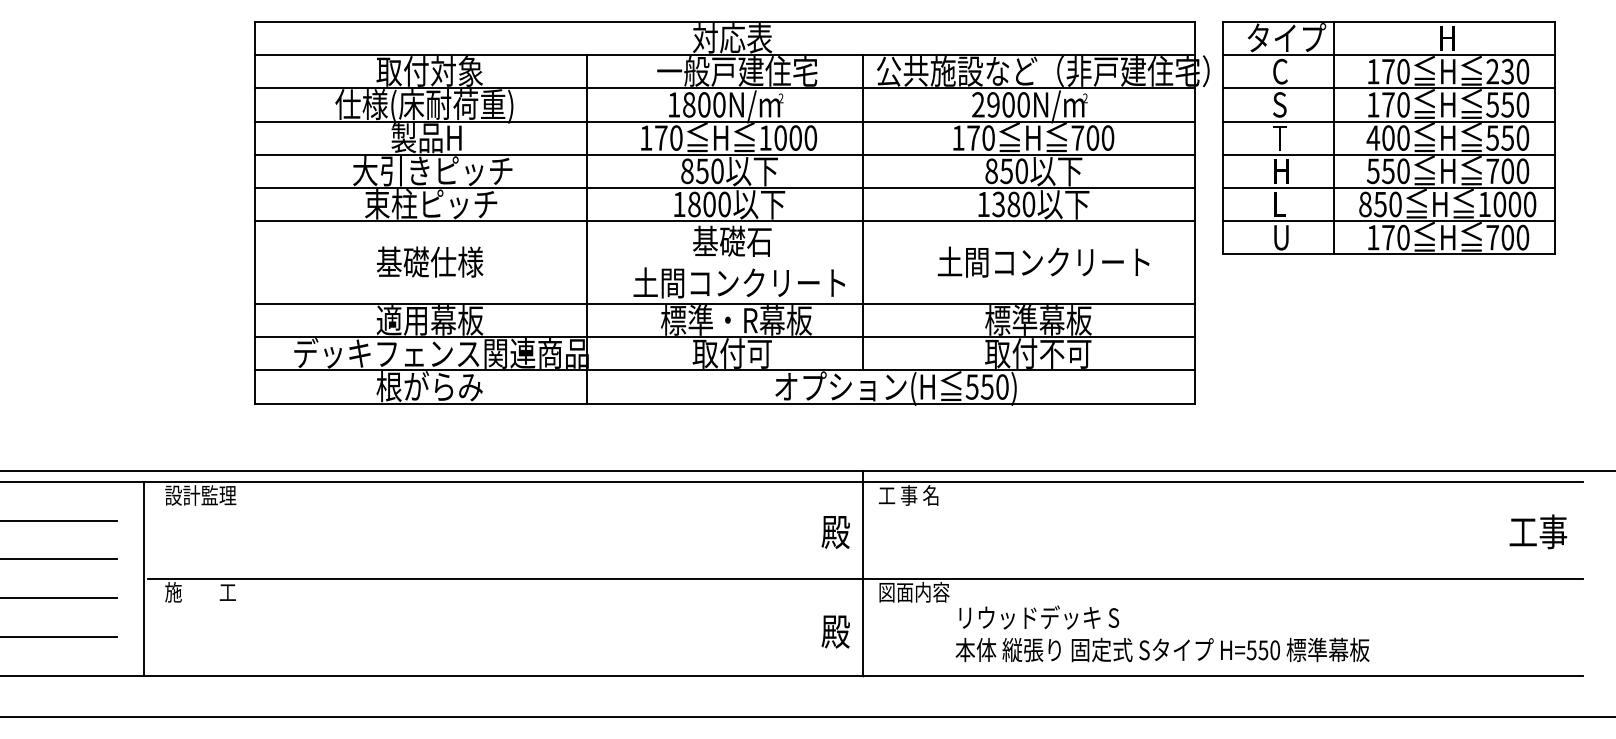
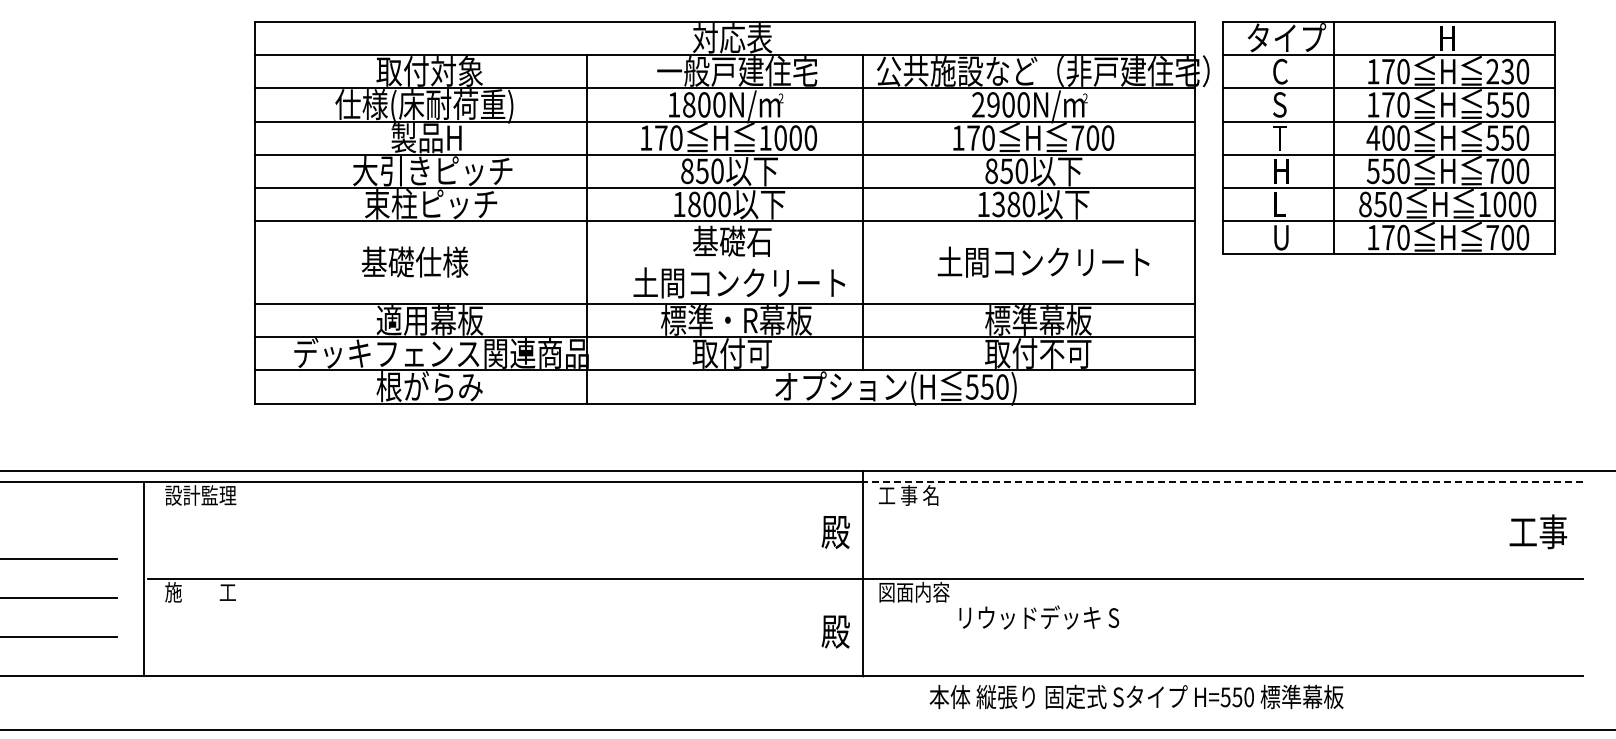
text position: (430, 261) -> (415, 261) (415, 261)
line: solid -> dashed (1222, 481)
line: present -> none (59, 520)
text position: (1162, 649) -> (1136, 696) (1136, 696)
line position: (807, 717) -> (807, 730) (807, 730)
